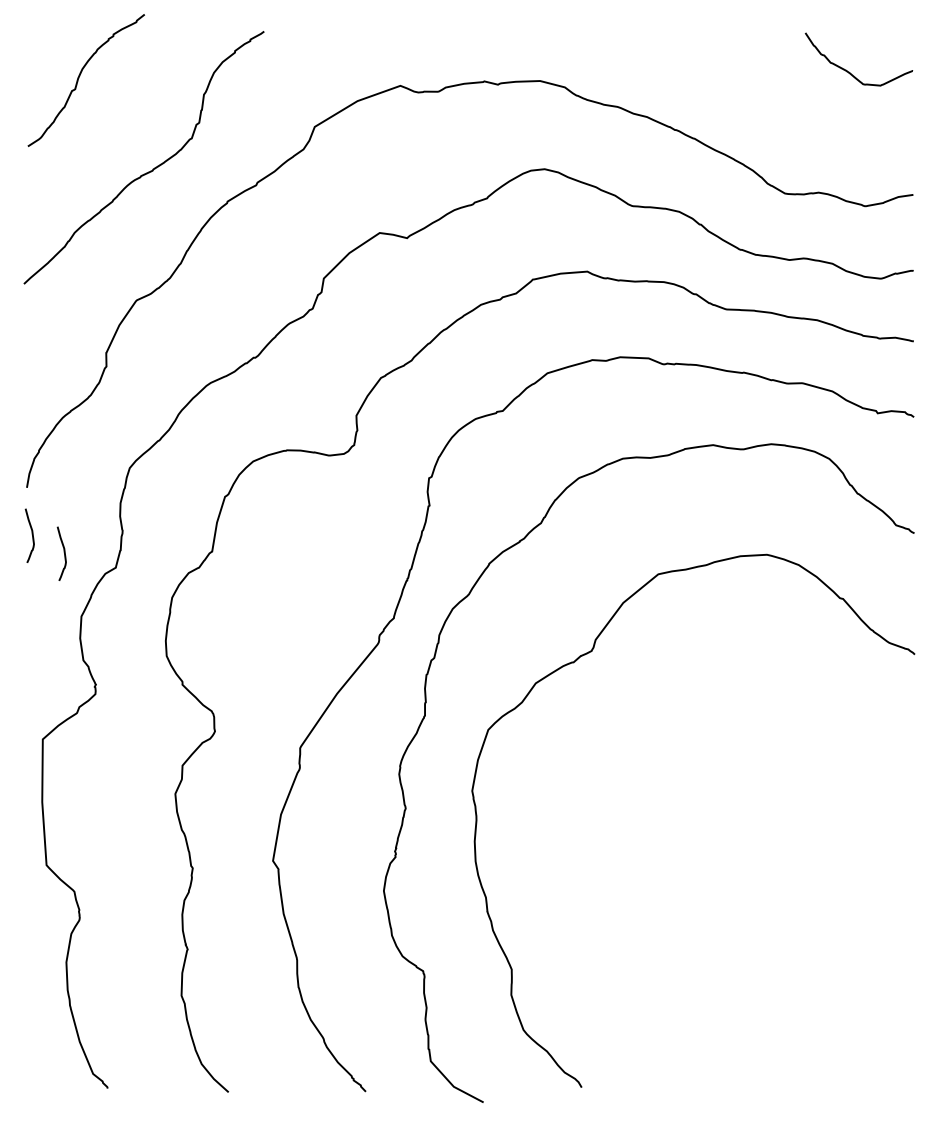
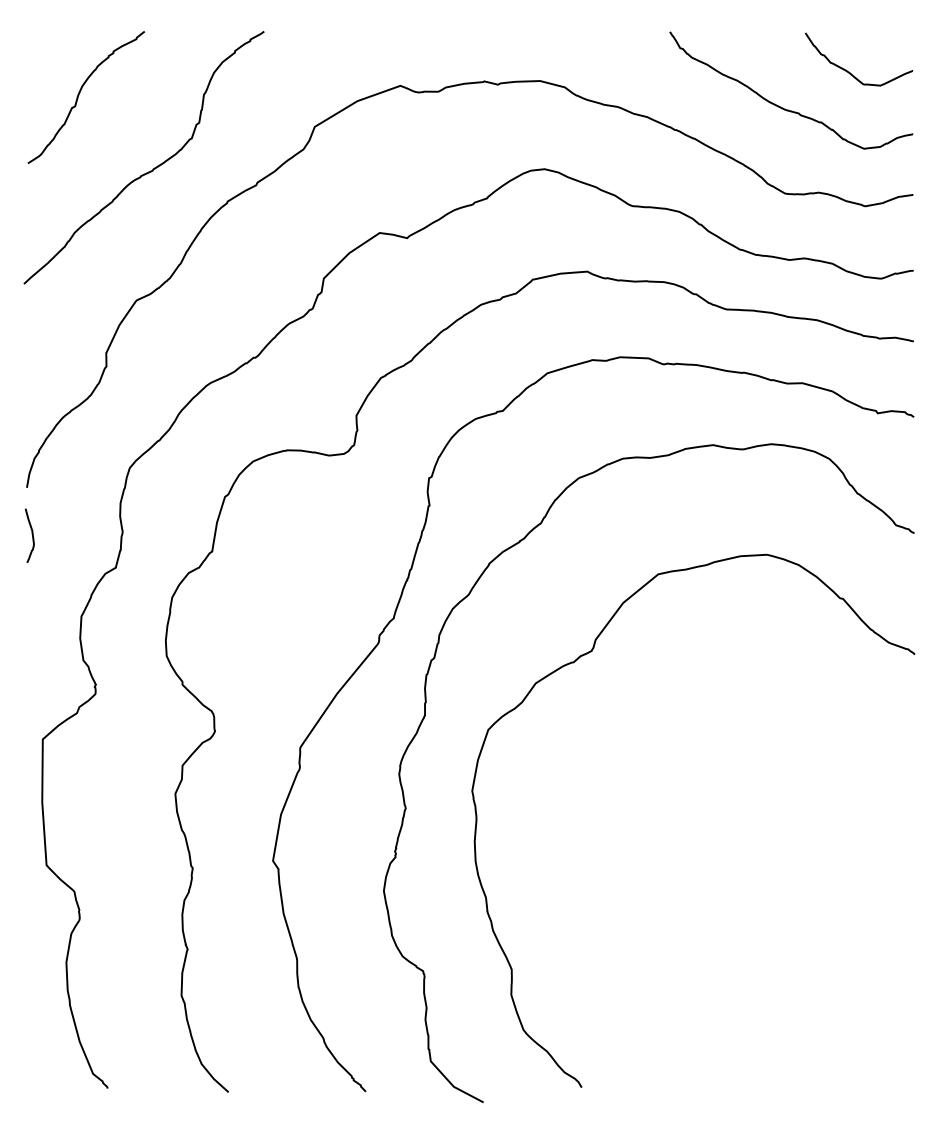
curve position: (79, 78) -> (79, 95) (79, 95)
curve: none -> present (783, 107)
curve: present -> none (63, 552)
